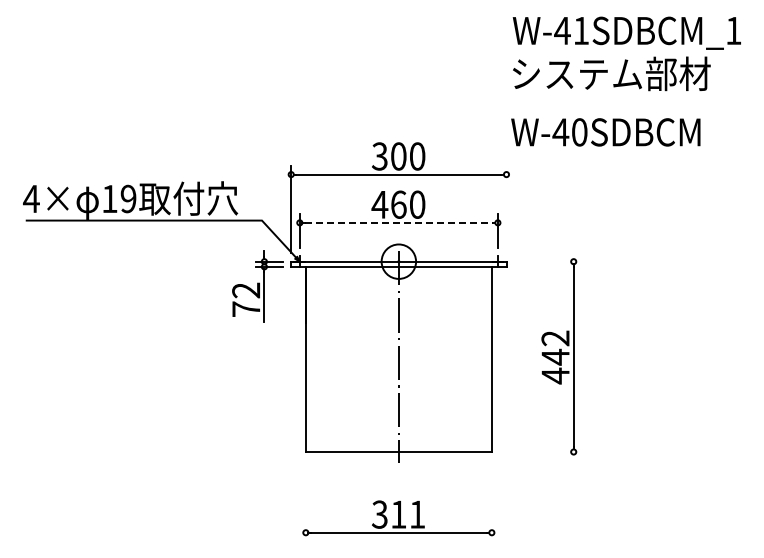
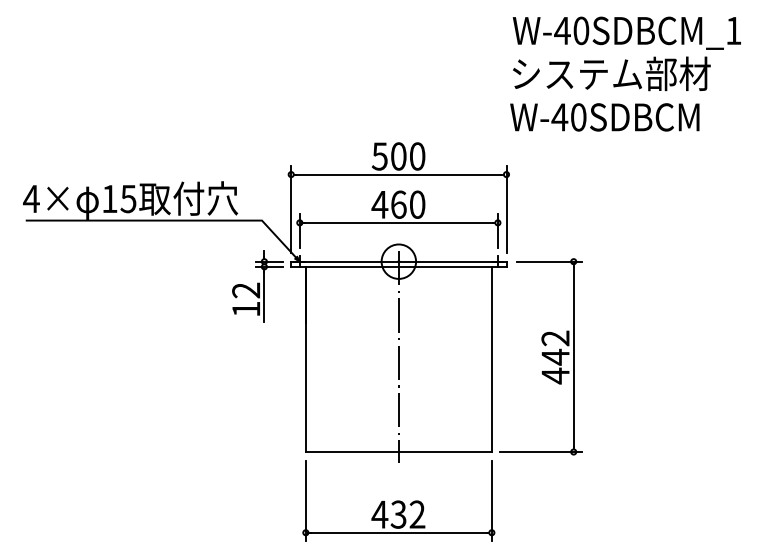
text: W-41SDBCM_1 -> W-40SDBCM_1 (581, 30)
text position: (605, 132) -> (604, 117) (604, 117)
text: 300 -> 500 (379, 156)
text: 19 -> 15 (128, 198)
line: none -> present (506, 209)
line: dashed -> solid (398, 222)
line: none -> present (549, 261)
text: 72 -> 12 (245, 308)
line: none -> present (541, 452)
line: none -> present (305, 500)
line: none -> present (491, 500)
text: 311 -> 432 (398, 514)
